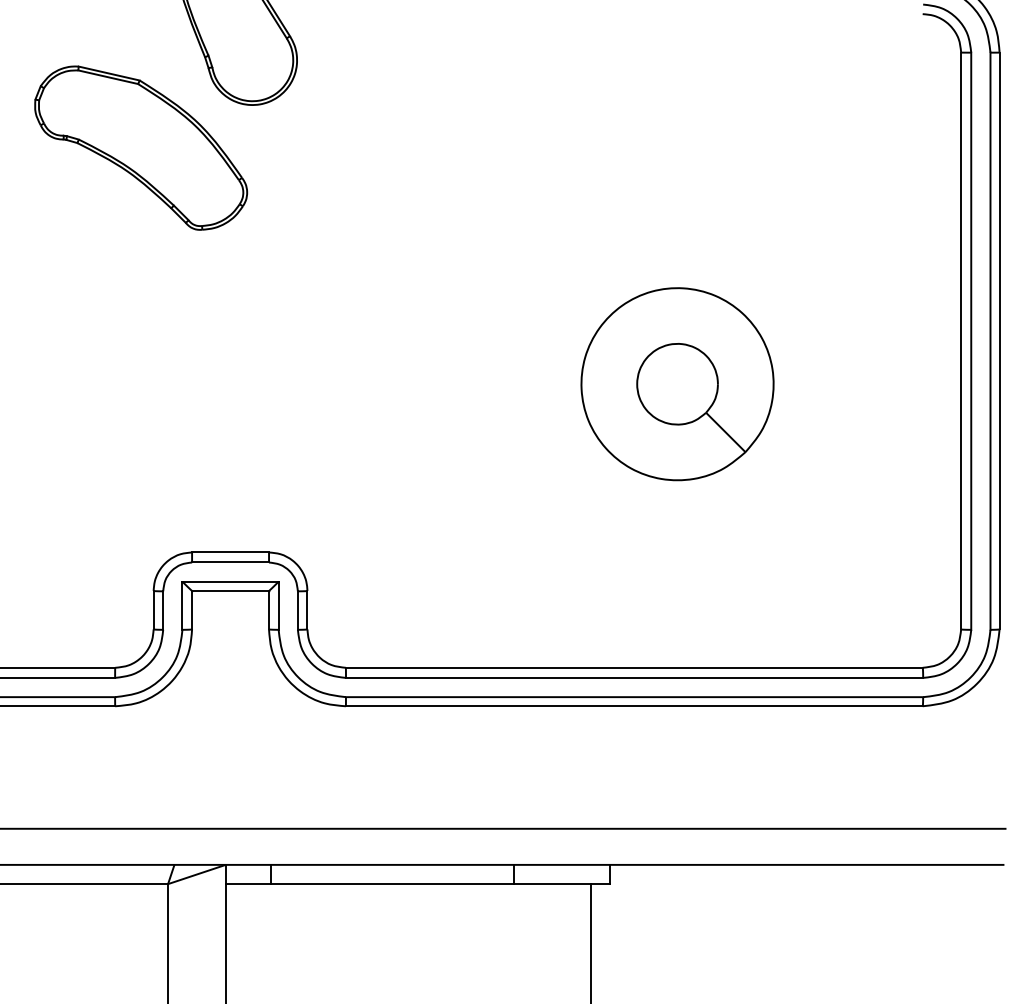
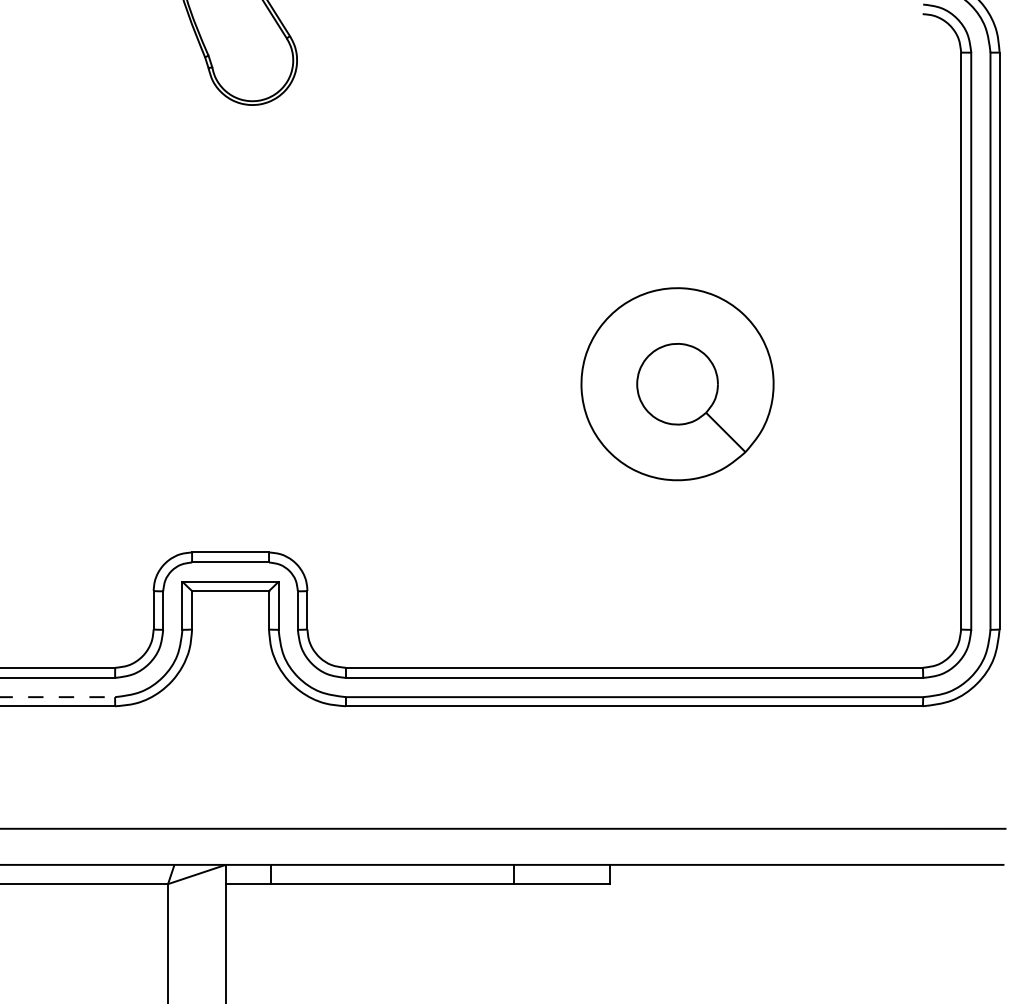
part: present -> none (141, 147)
line: solid -> dashed (58, 697)
line: present -> none (591, 942)
